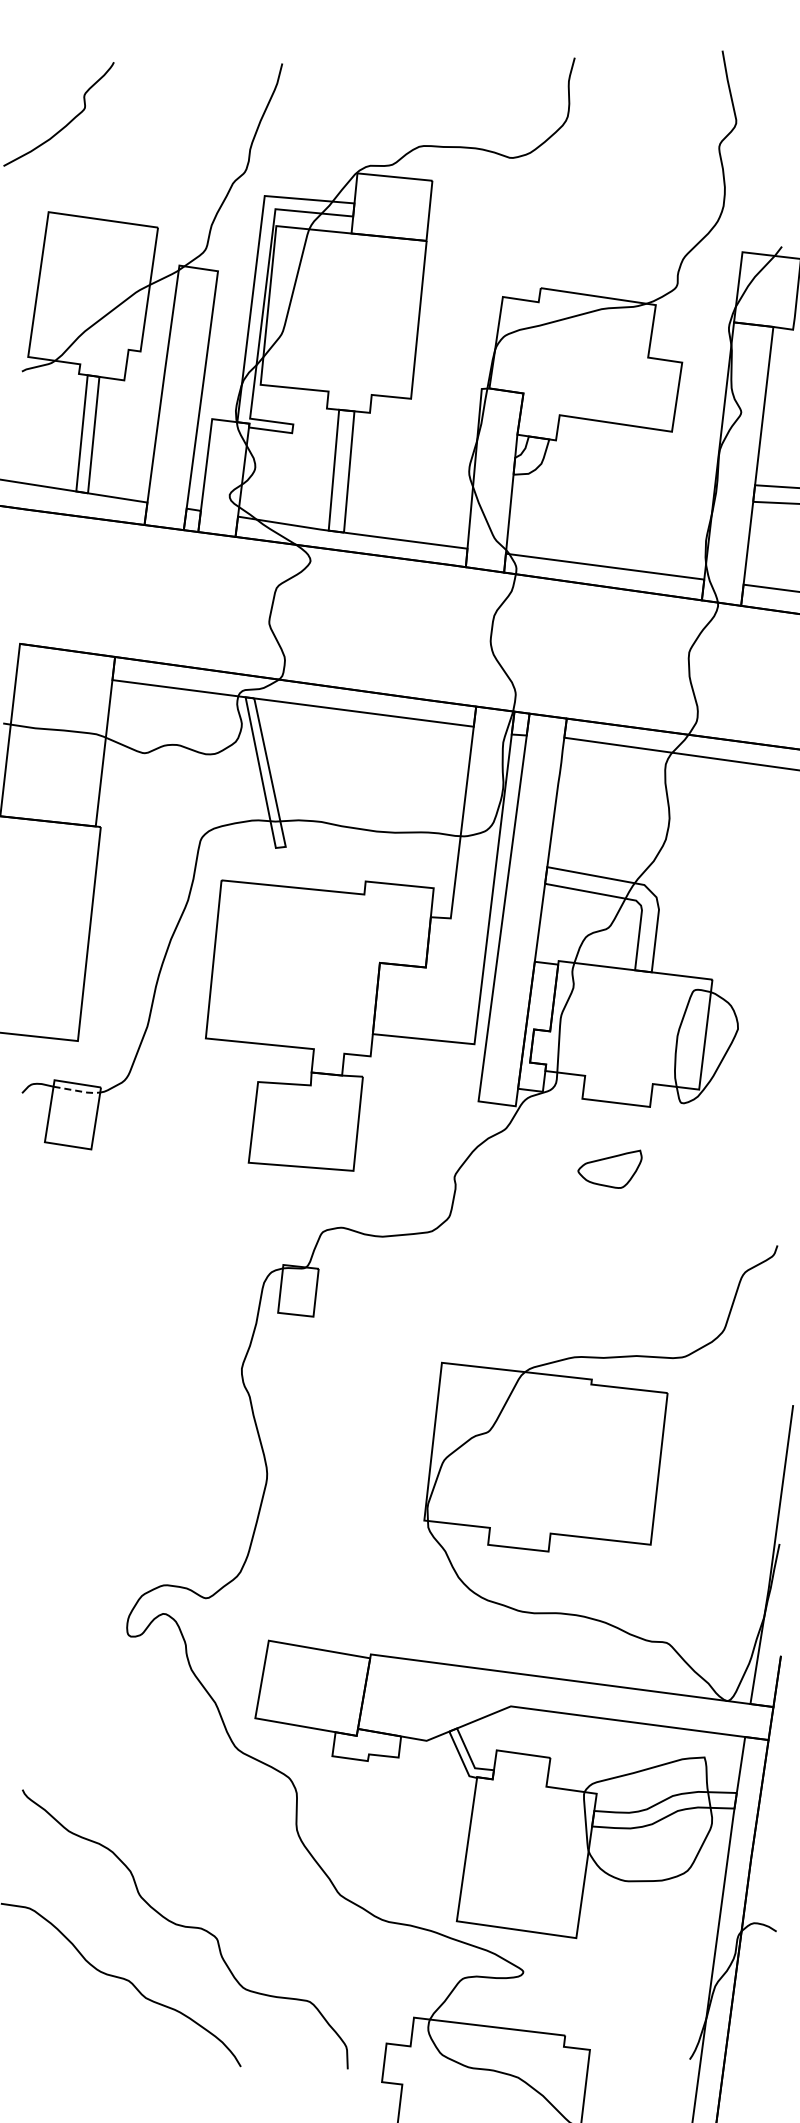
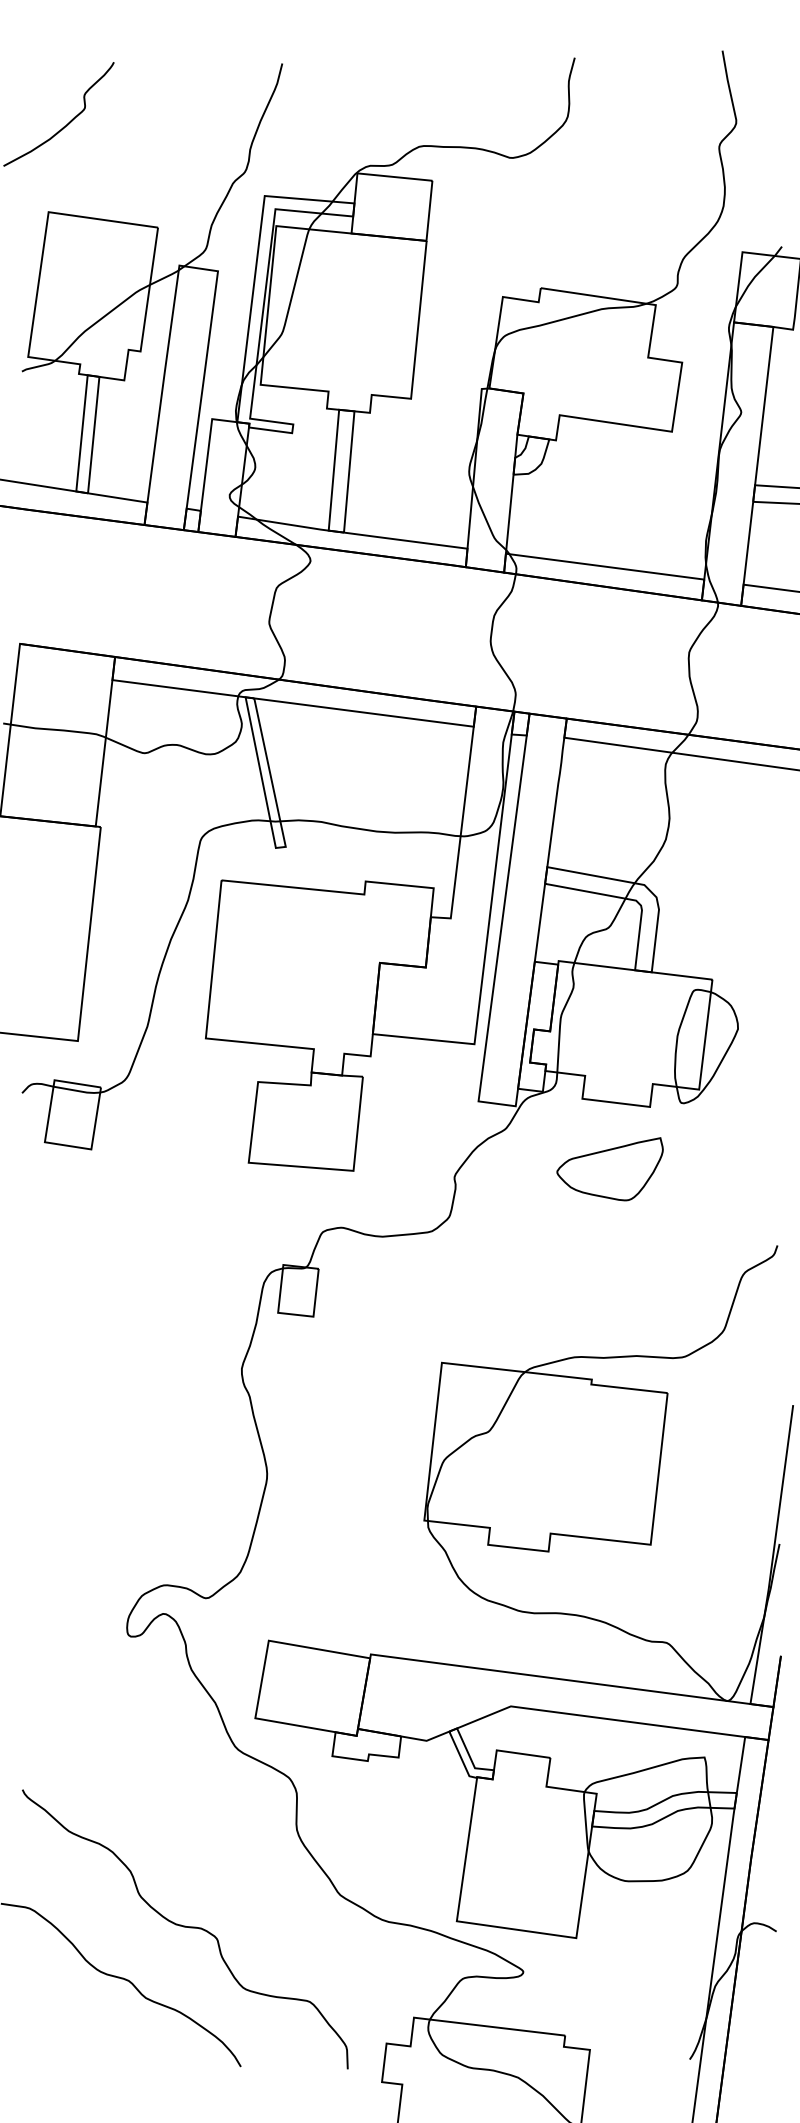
line: dashed -> solid (79, 1091)
part size: 66x40 px -> 108x65 px (609, 1169)
